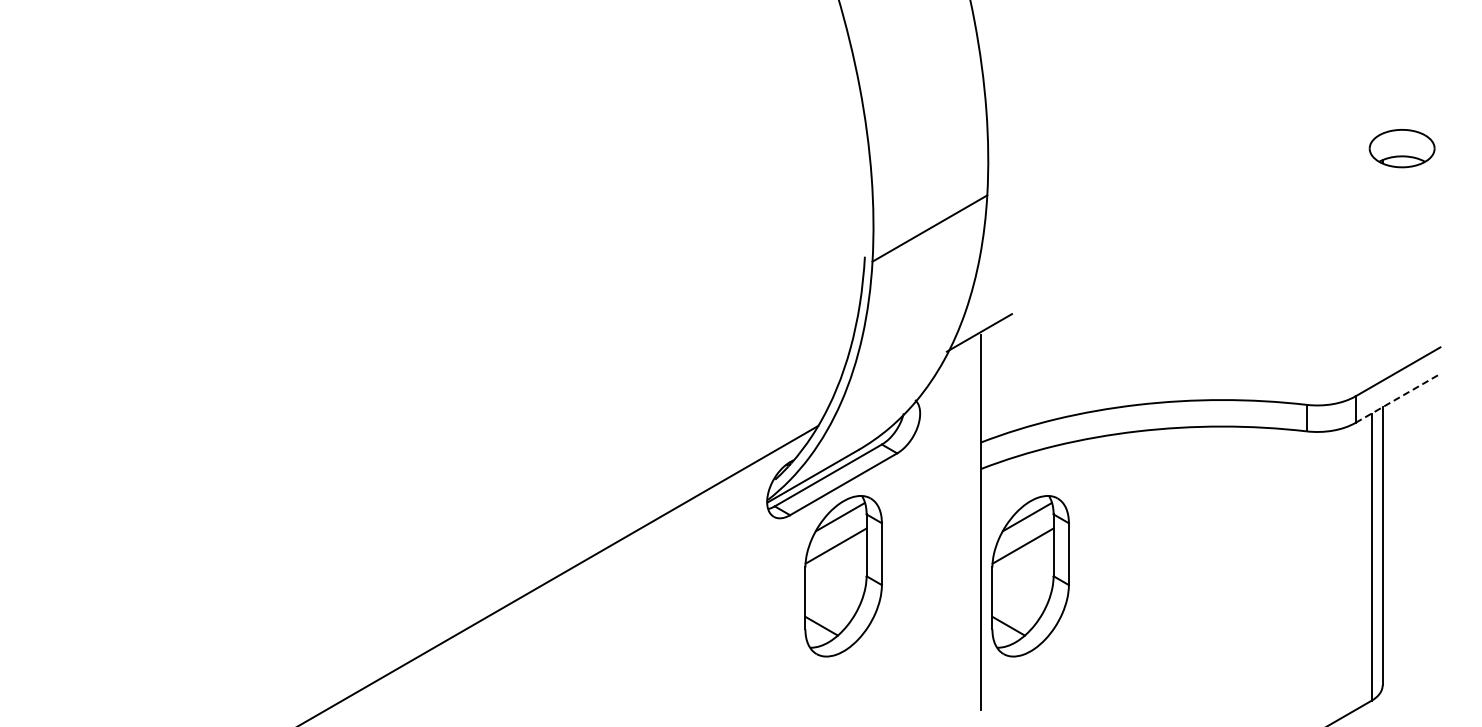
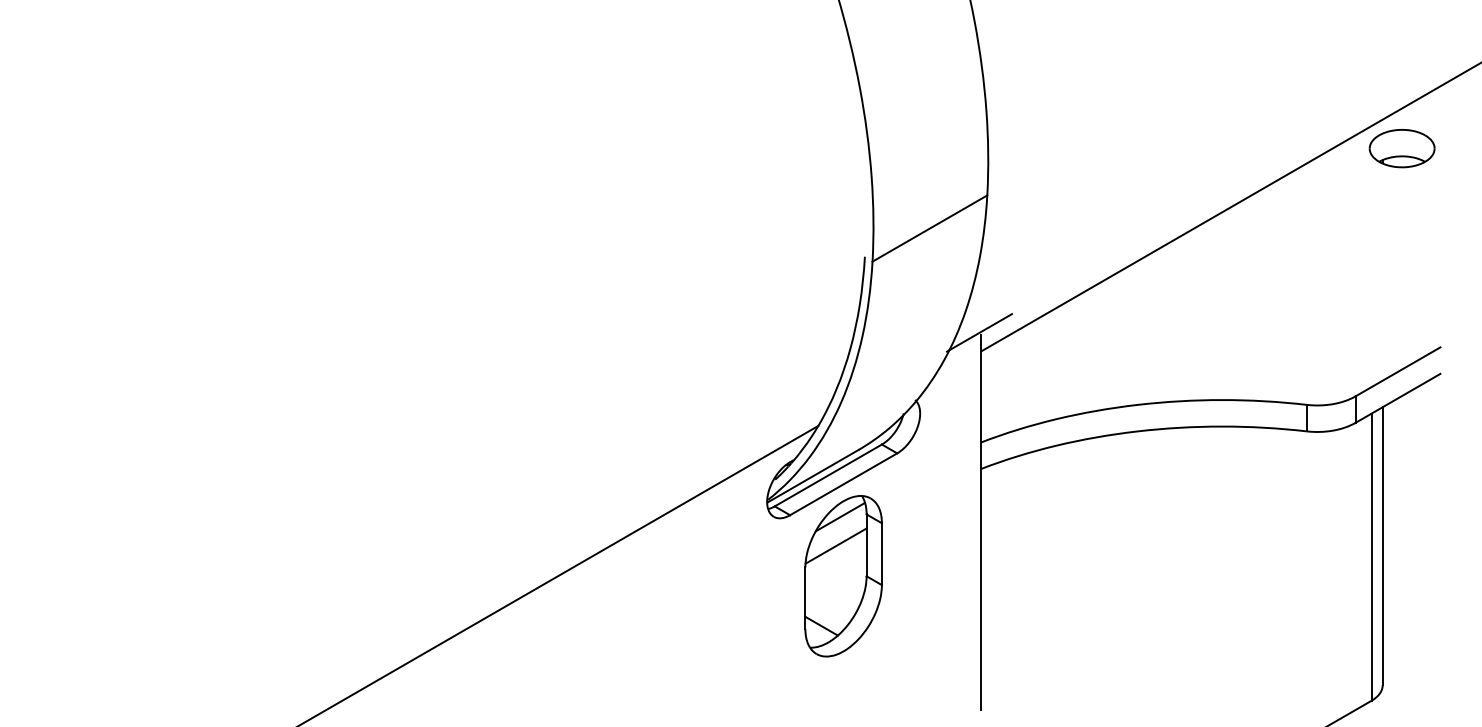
line: none -> present (1229, 207)
line: dashed -> solid (1398, 398)
part: present -> none (1030, 576)
